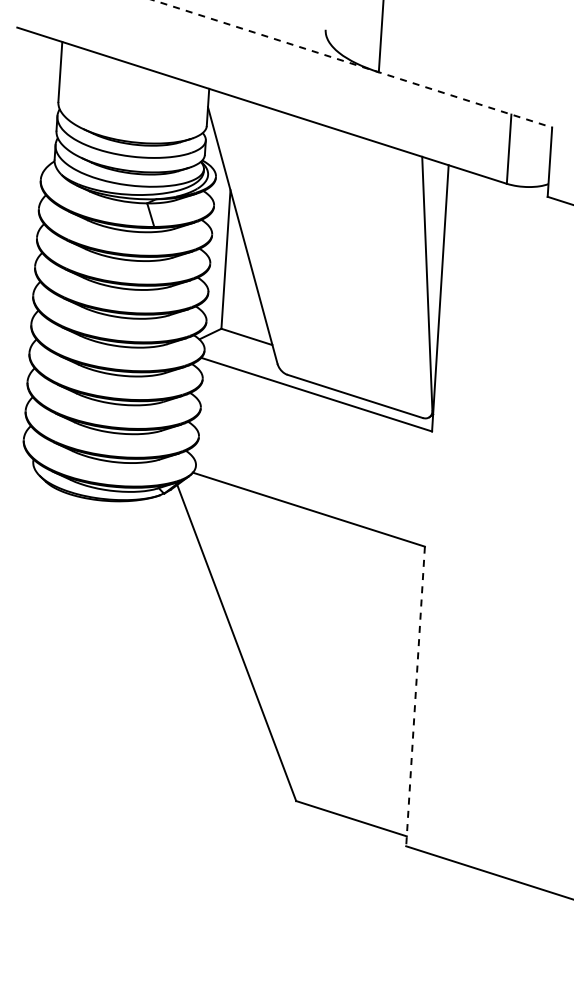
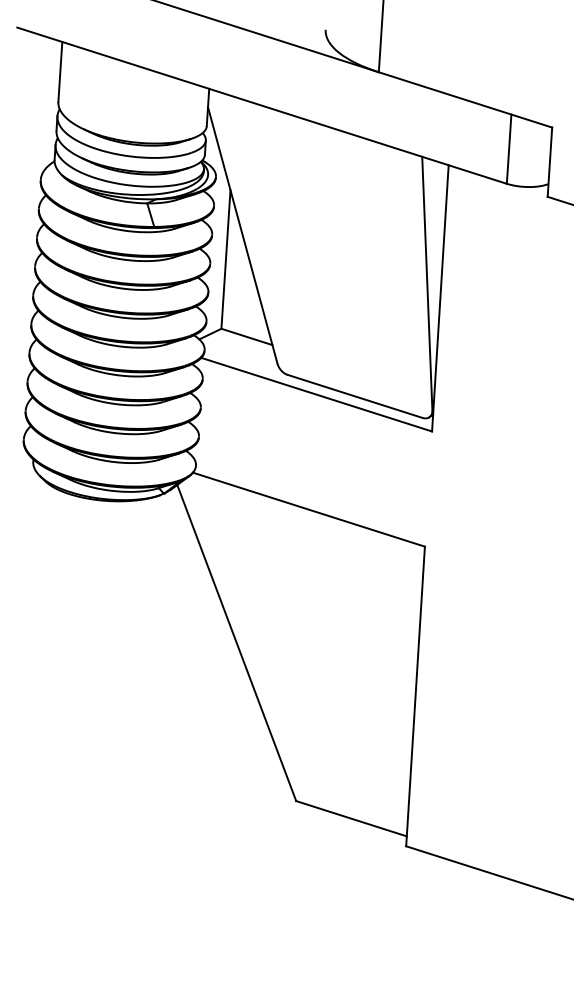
line: dashed -> solid (353, 64)
line: dashed -> solid (415, 696)
